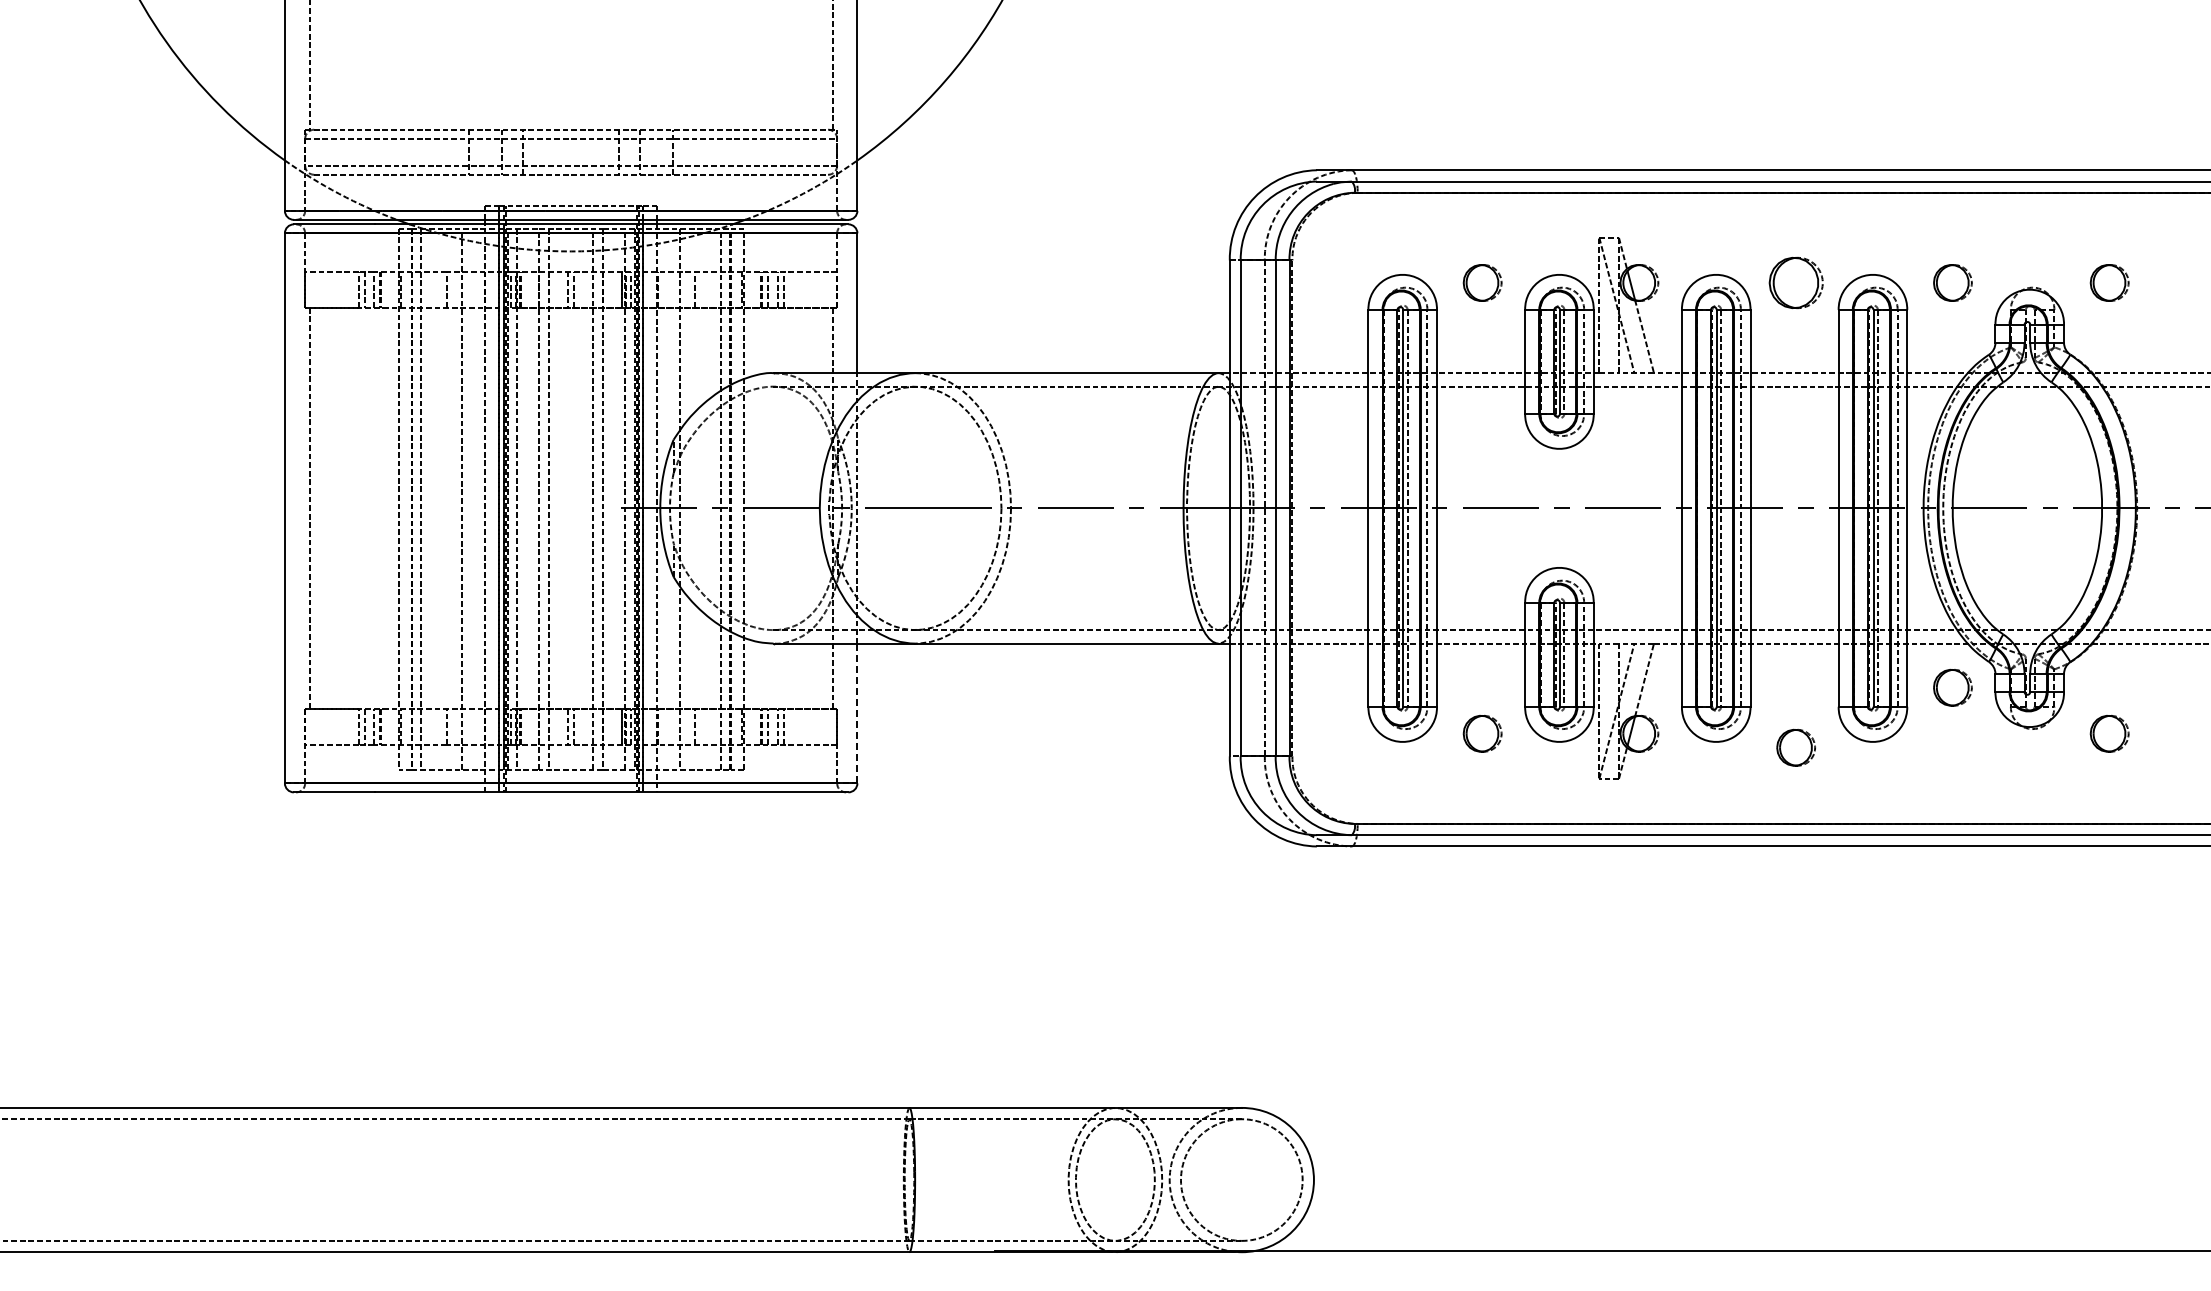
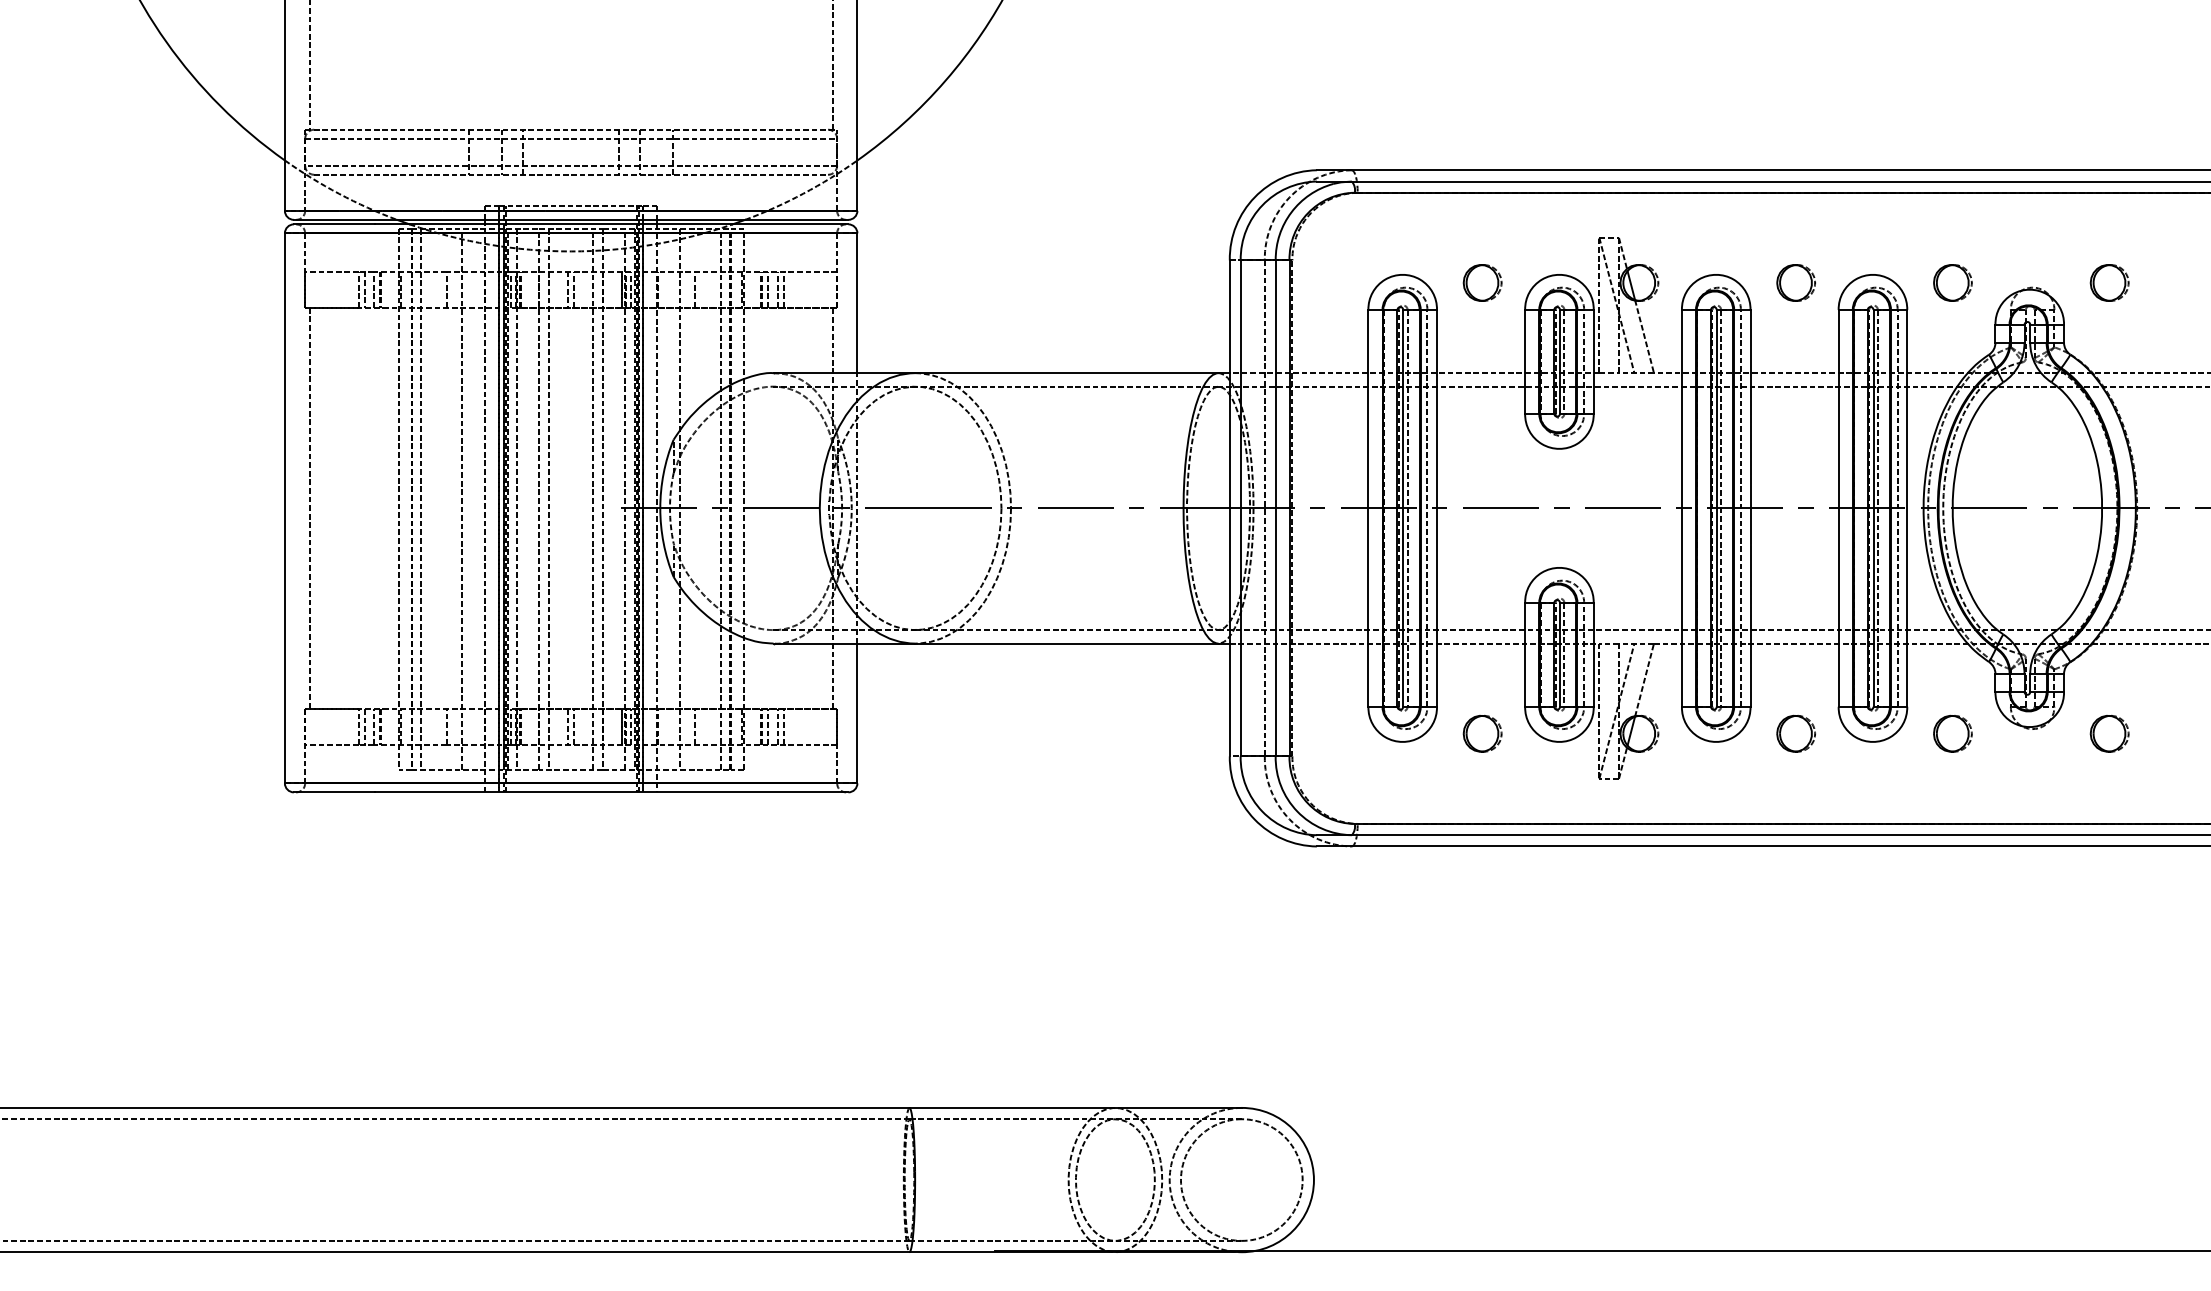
part size: 56x53 px -> 40x38 px (1795, 282)
part position: (1952, 687) -> (1952, 733) (1952, 733)
line: dashed -> solid (857, 713)
part position: (1795, 747) -> (1795, 733) (1795, 733)
